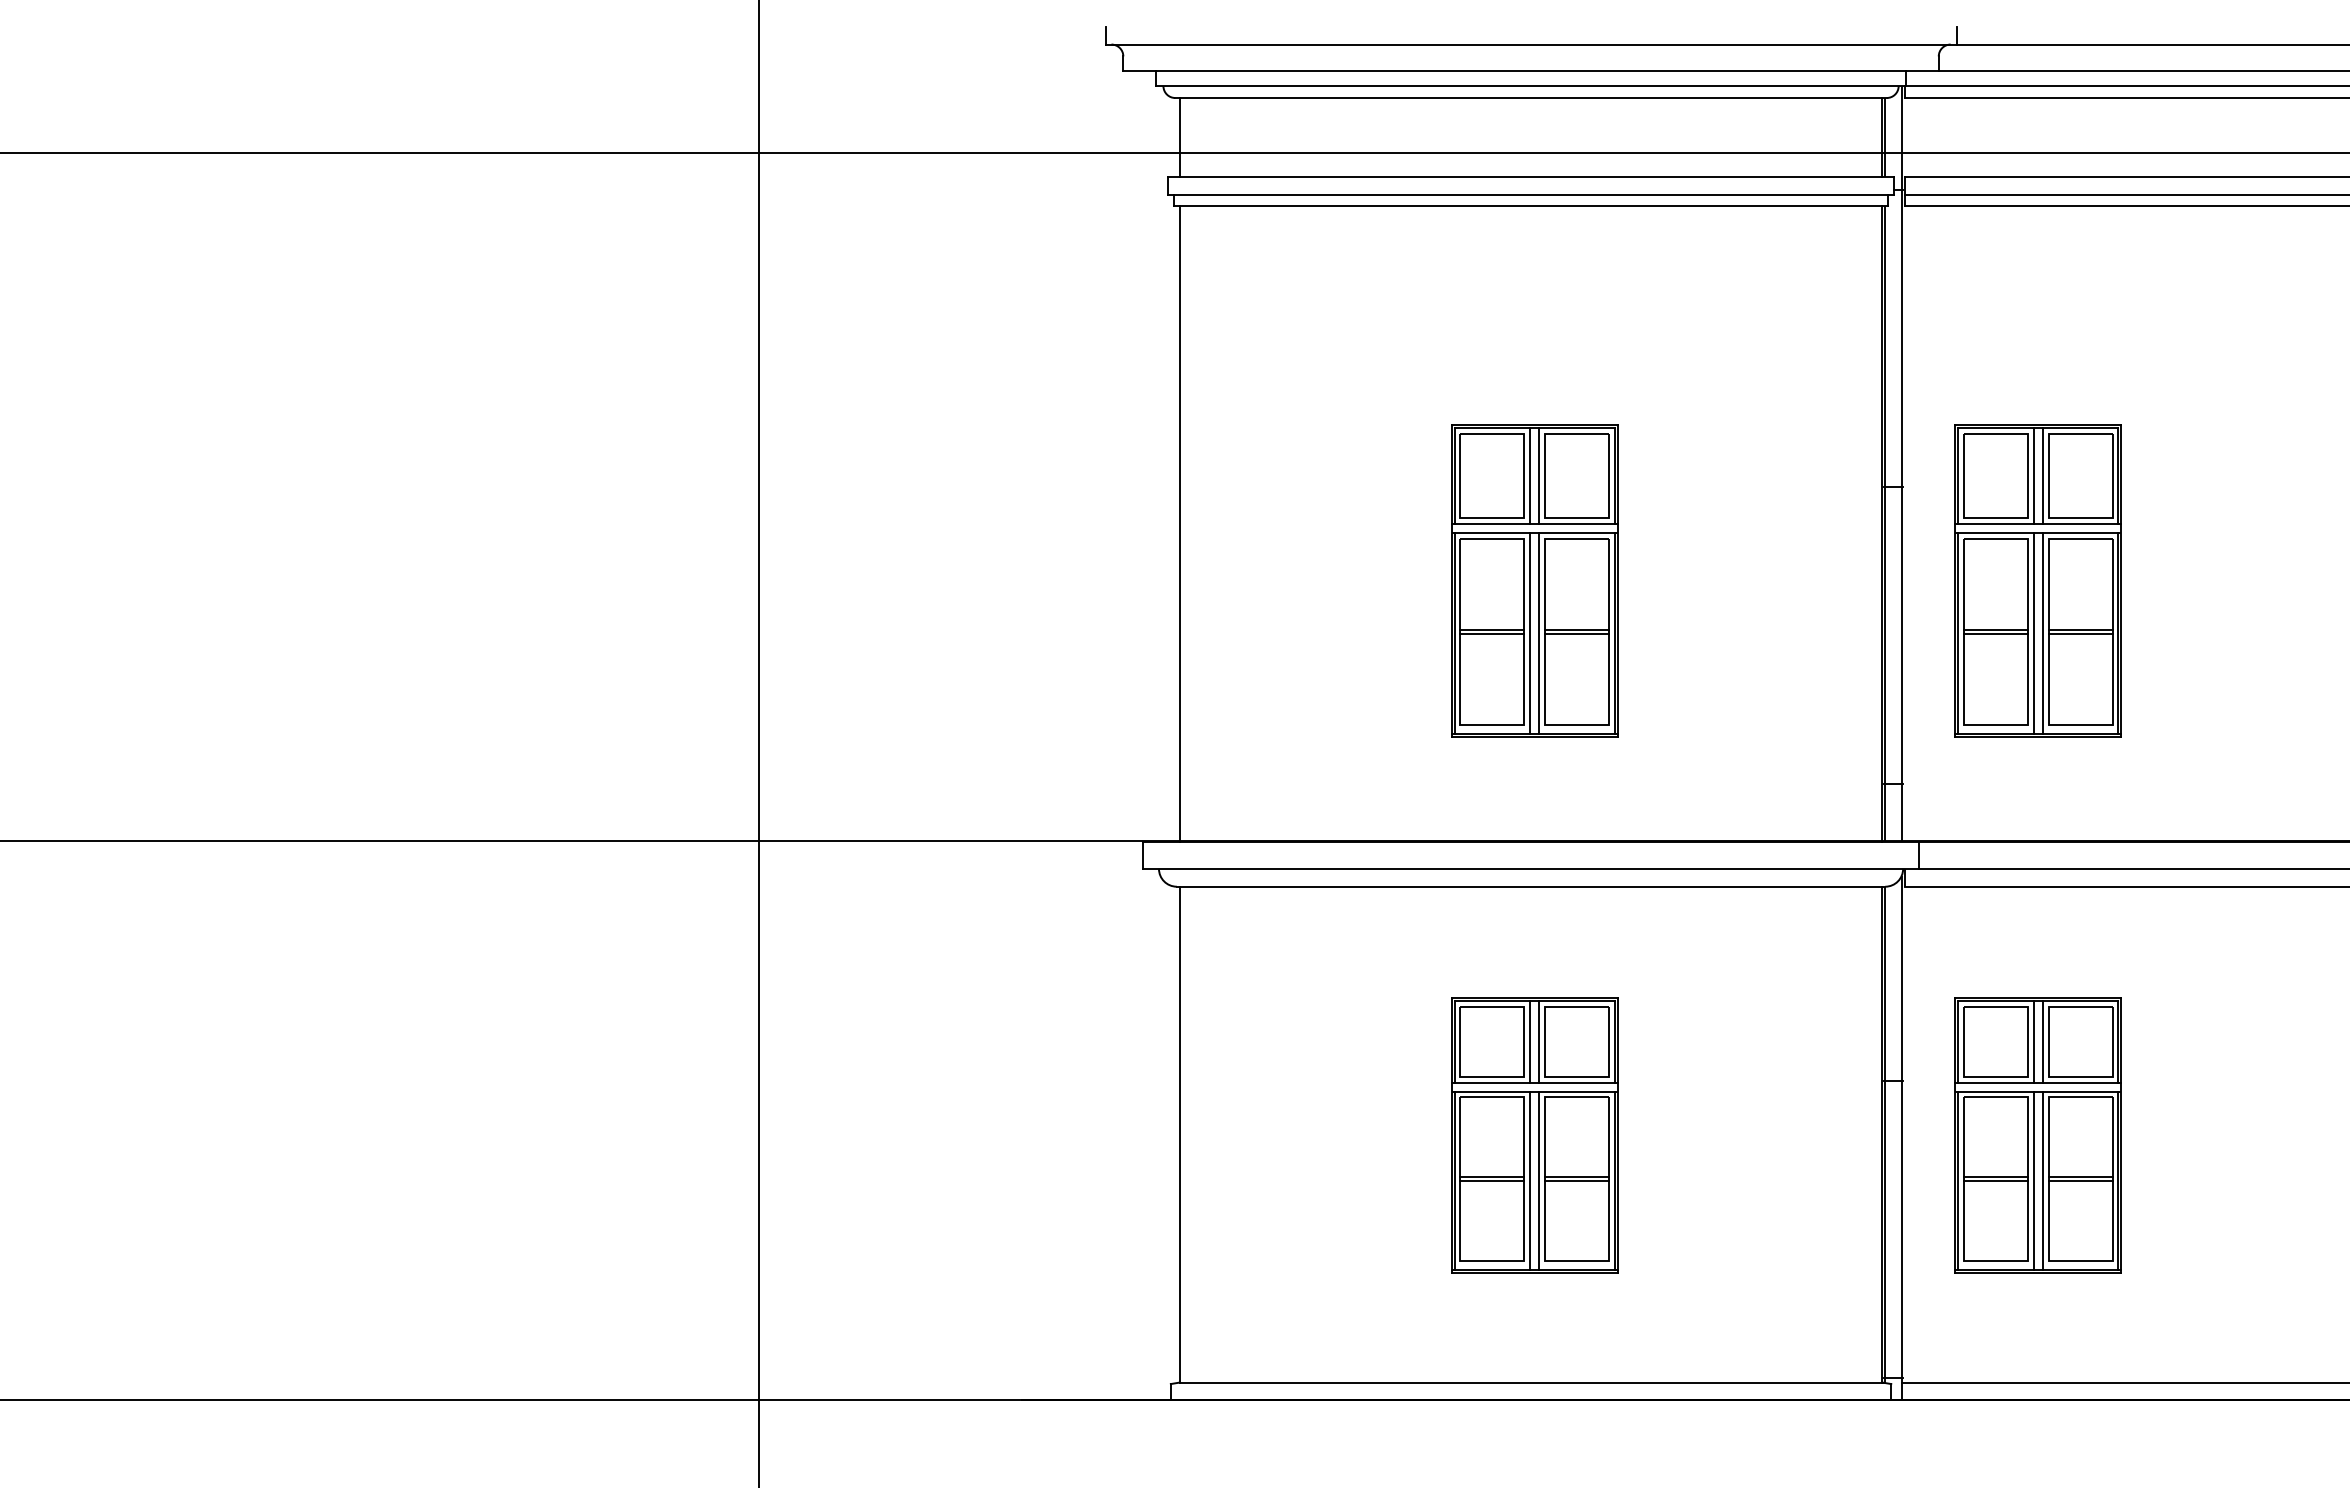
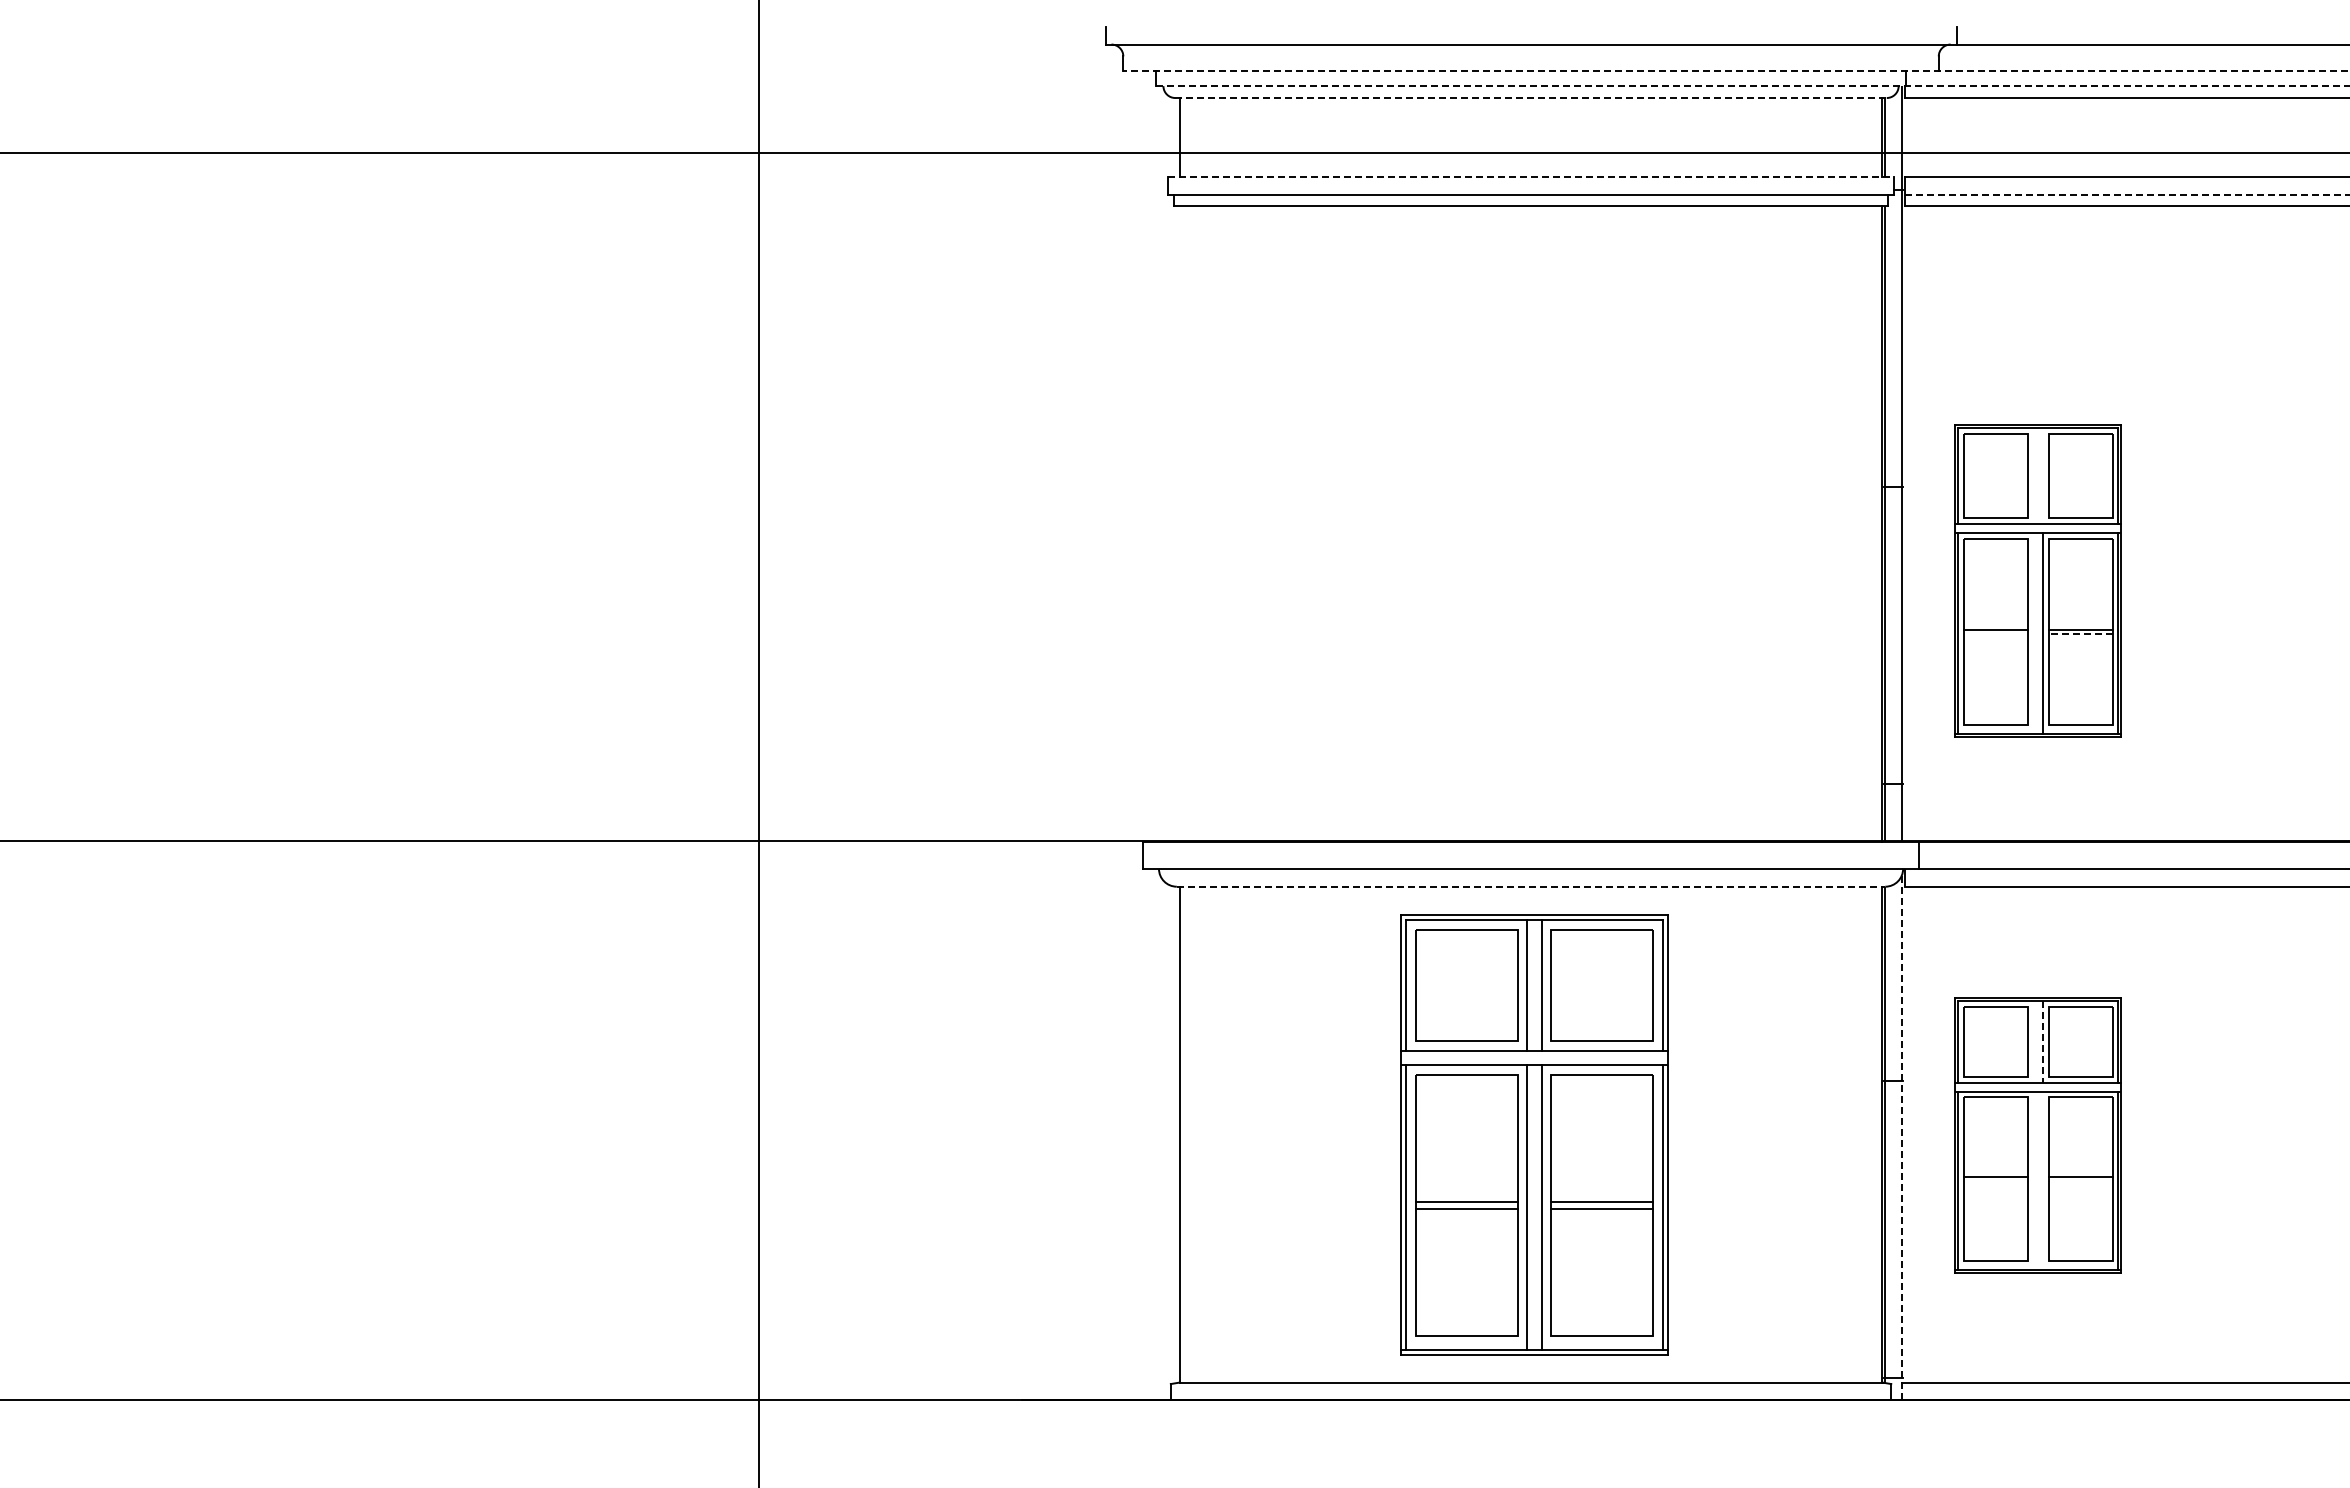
line: solid -> dashed (1736, 71)
line: solid -> dashed (1752, 86)
line: solid -> dashed (1531, 98)
line: solid -> dashed (1531, 176)
line: solid -> dashed (2127, 194)
line: present -> none (2033, 475)
line: present -> none (2042, 475)
line: present -> none (1179, 524)
part: present -> none (1534, 580)
line: present -> none (2033, 633)
line: present -> none (1995, 634)
line: solid -> dashed (2080, 634)
line: solid -> dashed (1531, 886)
line: present -> none (2033, 1041)
line: solid -> dashed (2042, 1041)
part size: 168x277 px -> 269x442 px (1534, 1134)
line: solid -> dashed (1901, 1138)
line: present -> none (2033, 1180)
line: present -> none (2042, 1180)
line: present -> none (1995, 1181)
line: present -> none (2080, 1181)
